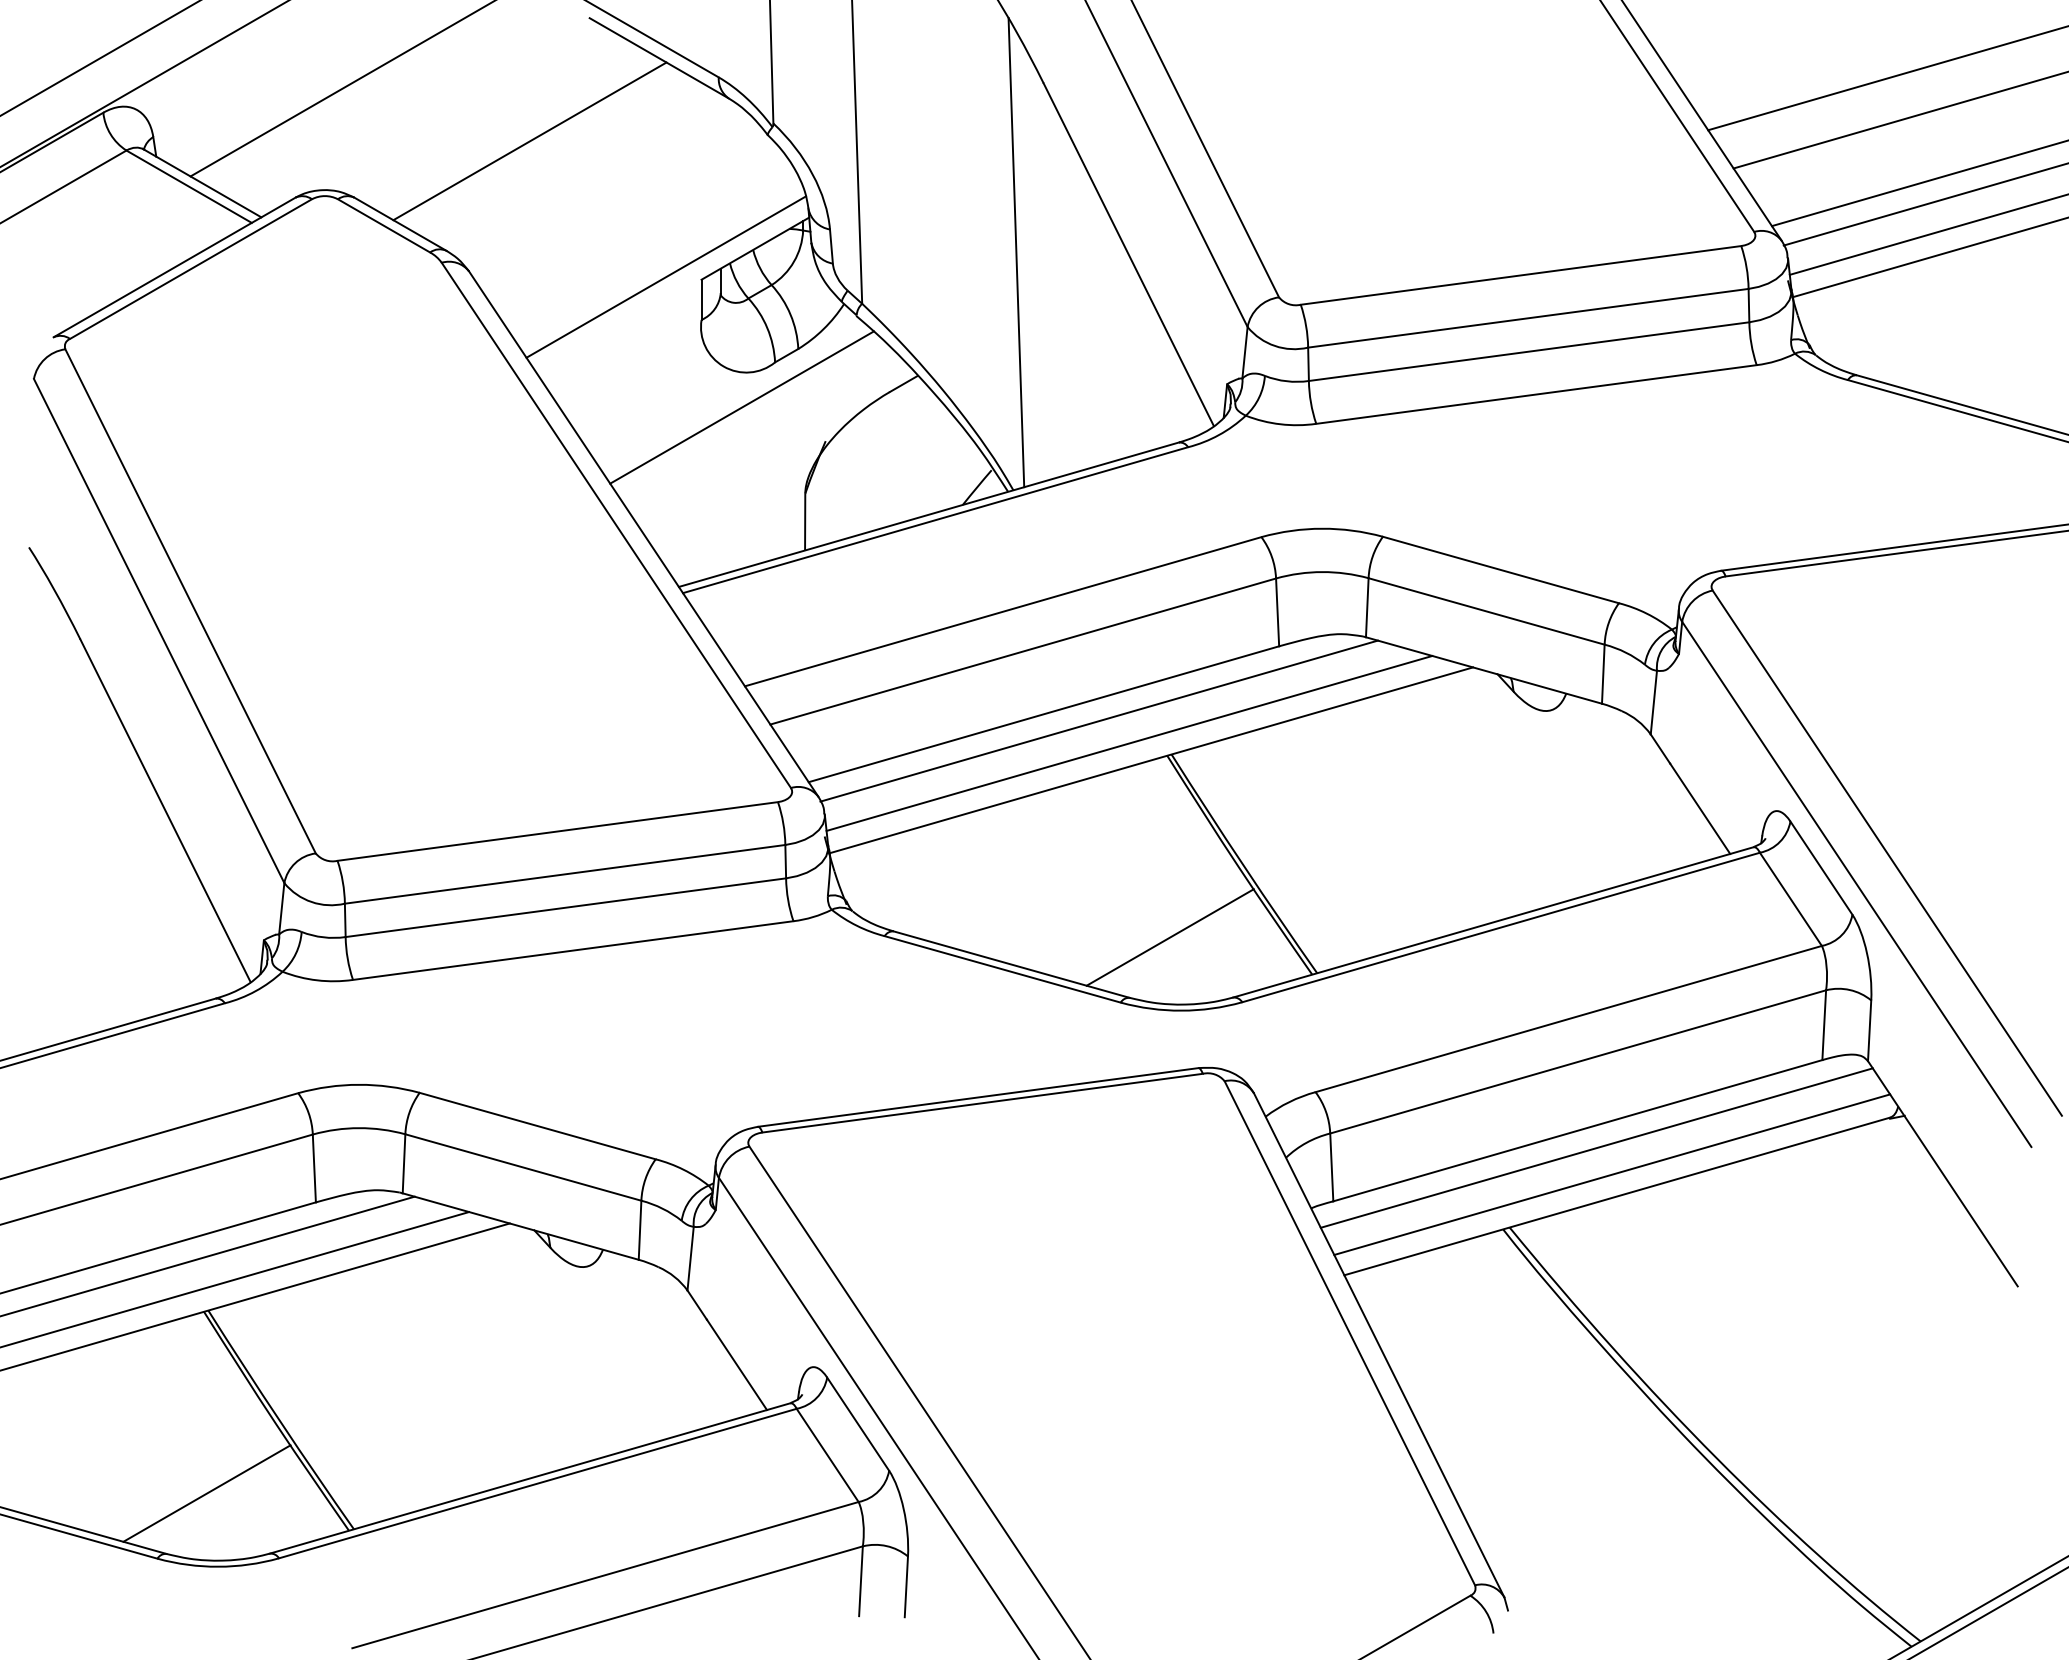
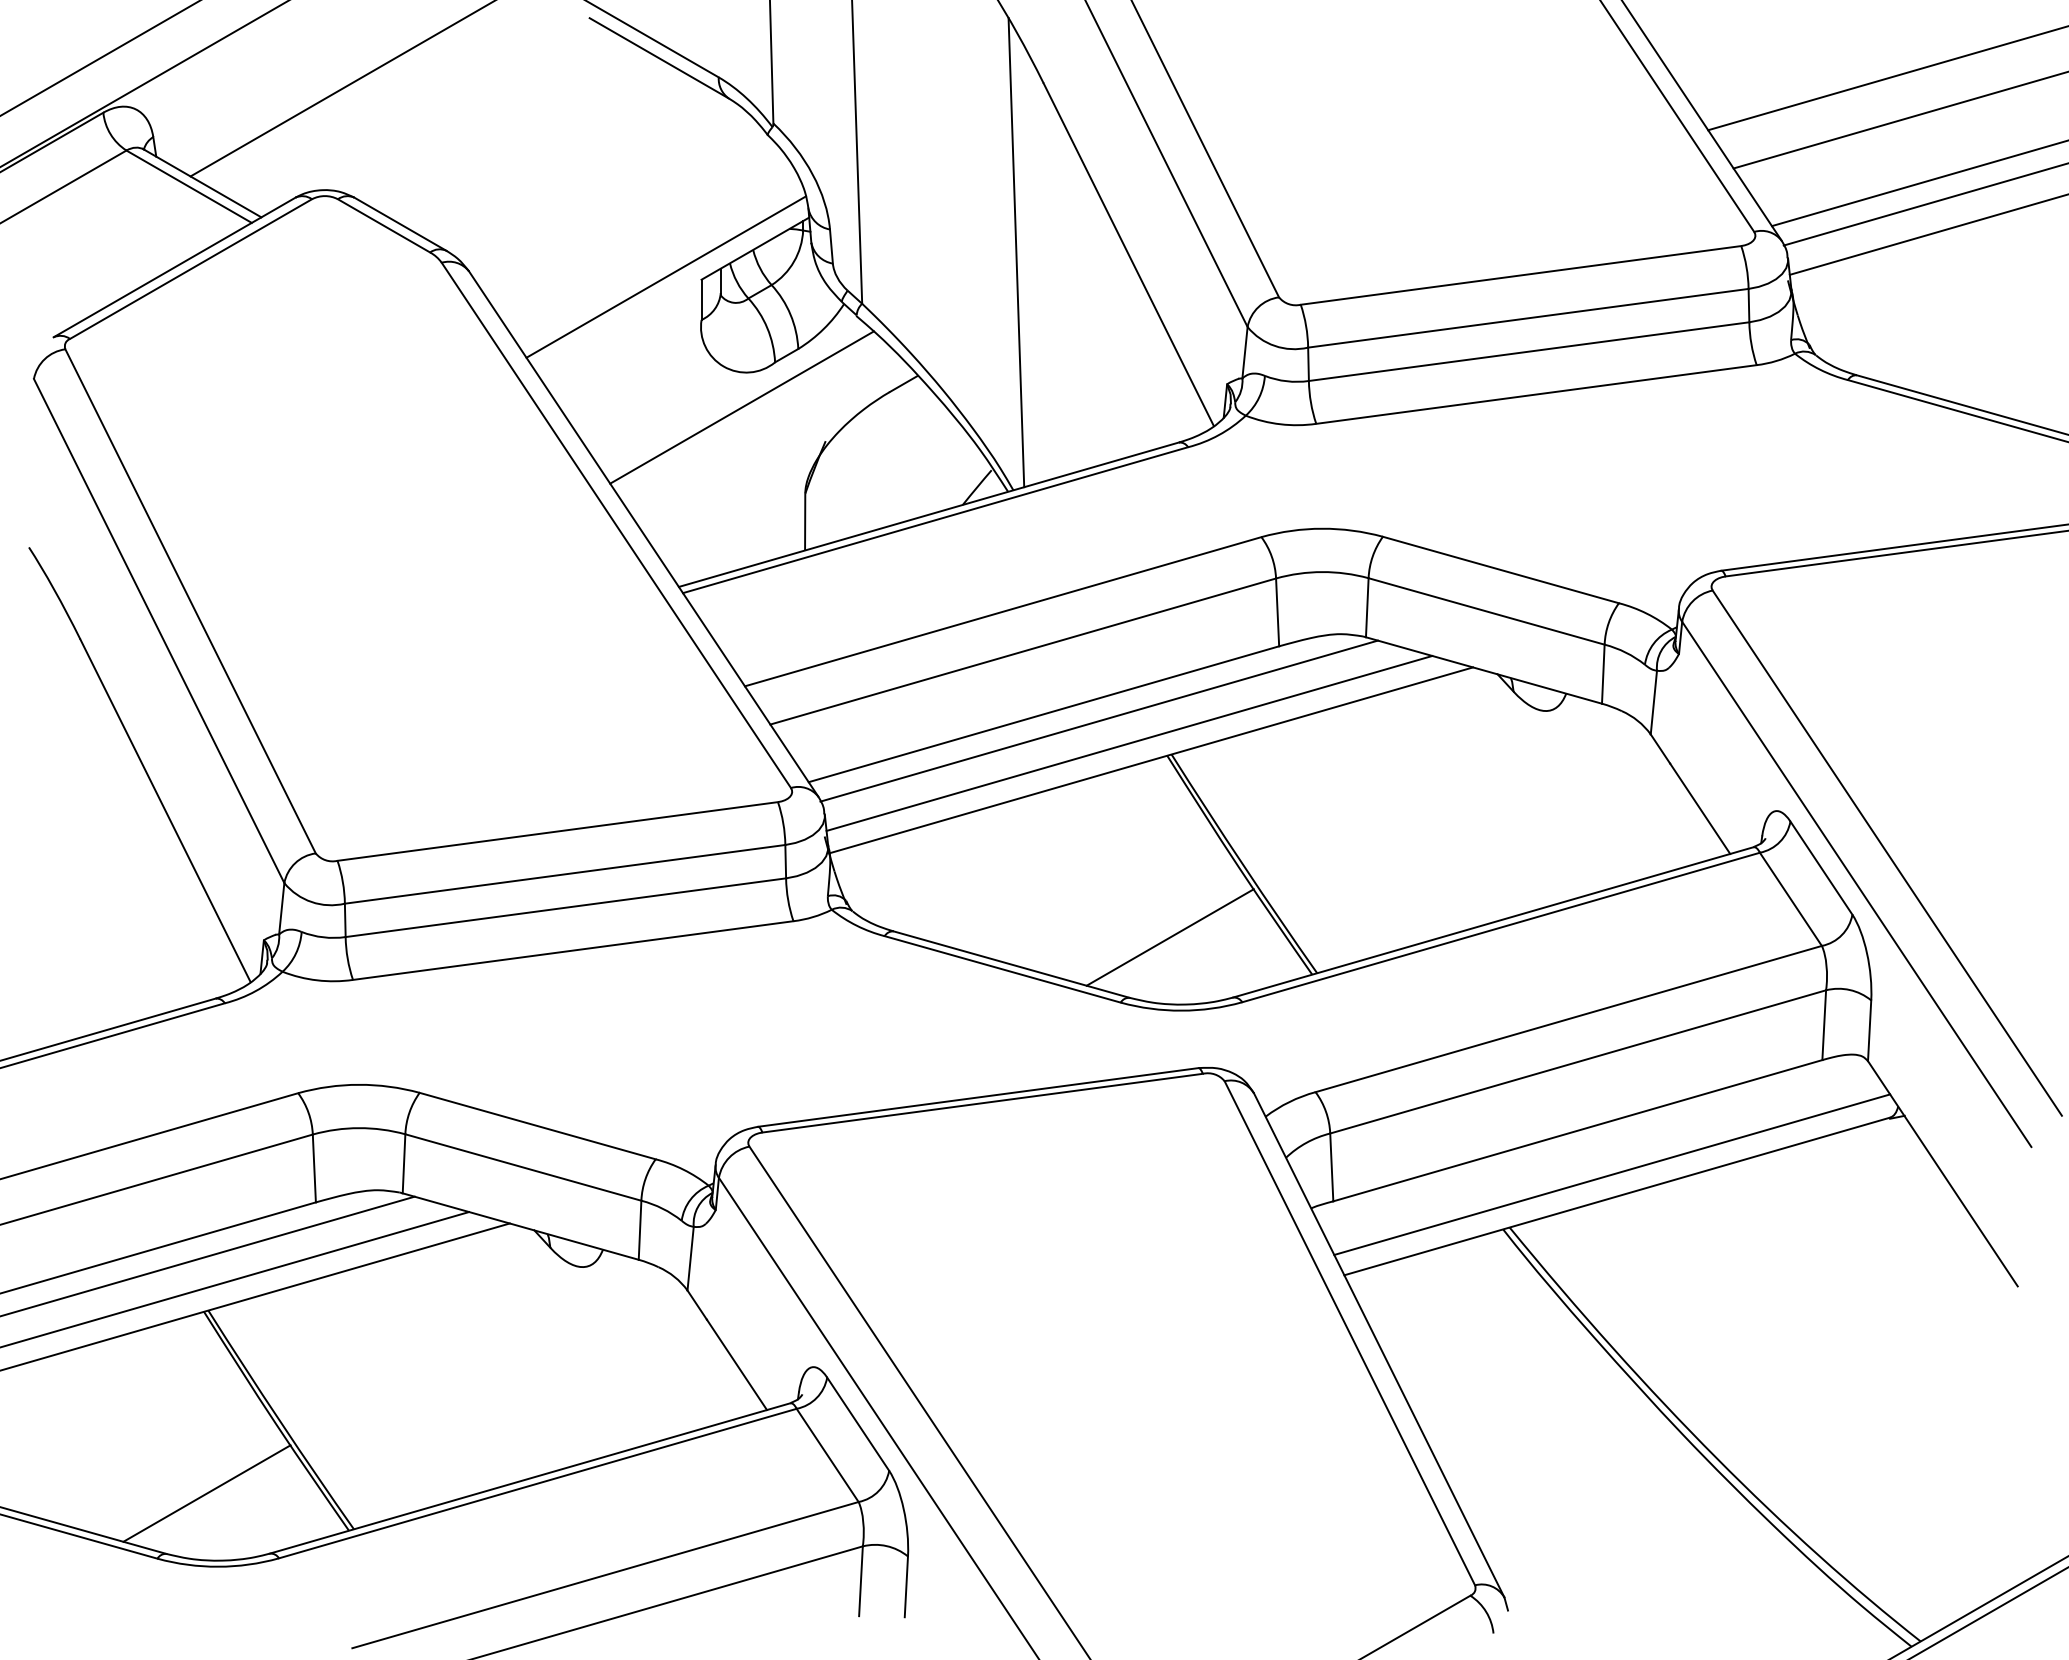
line: present -> none (529, 141)
line: present -> none (1928, 257)
line: present -> none (1596, 1147)
